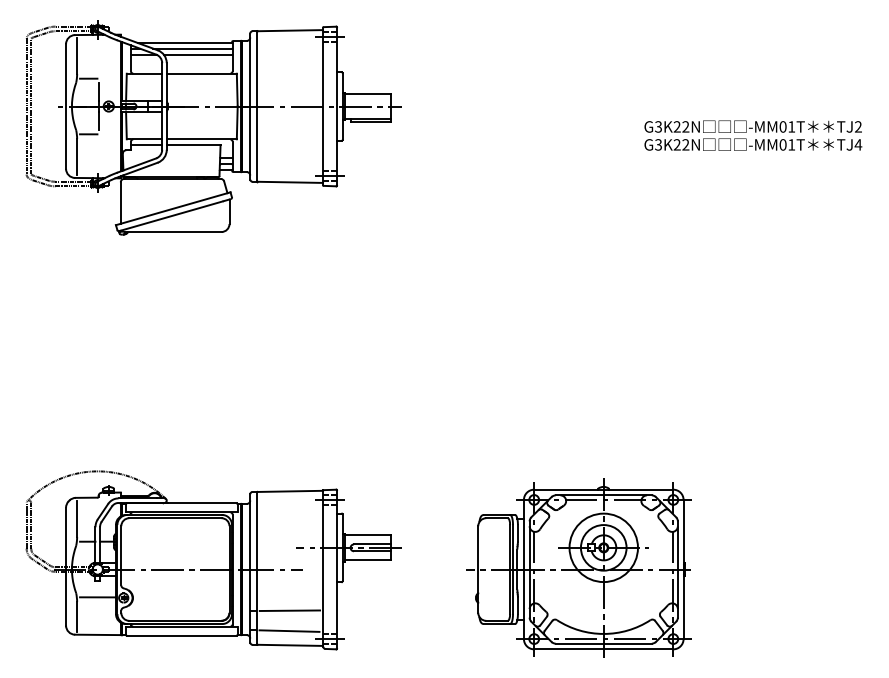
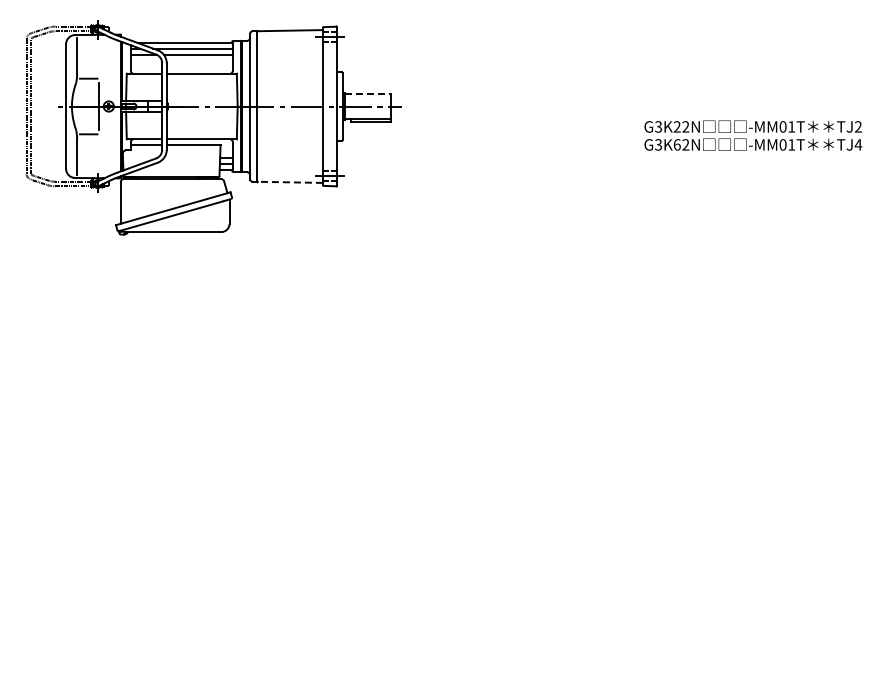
line: solid -> dashed (367, 93)
text: G3K22N -> G3K62N (676, 144)
line: solid -> dashed (290, 182)
part: present -> none (213, 560)
part: present -> none (578, 567)
